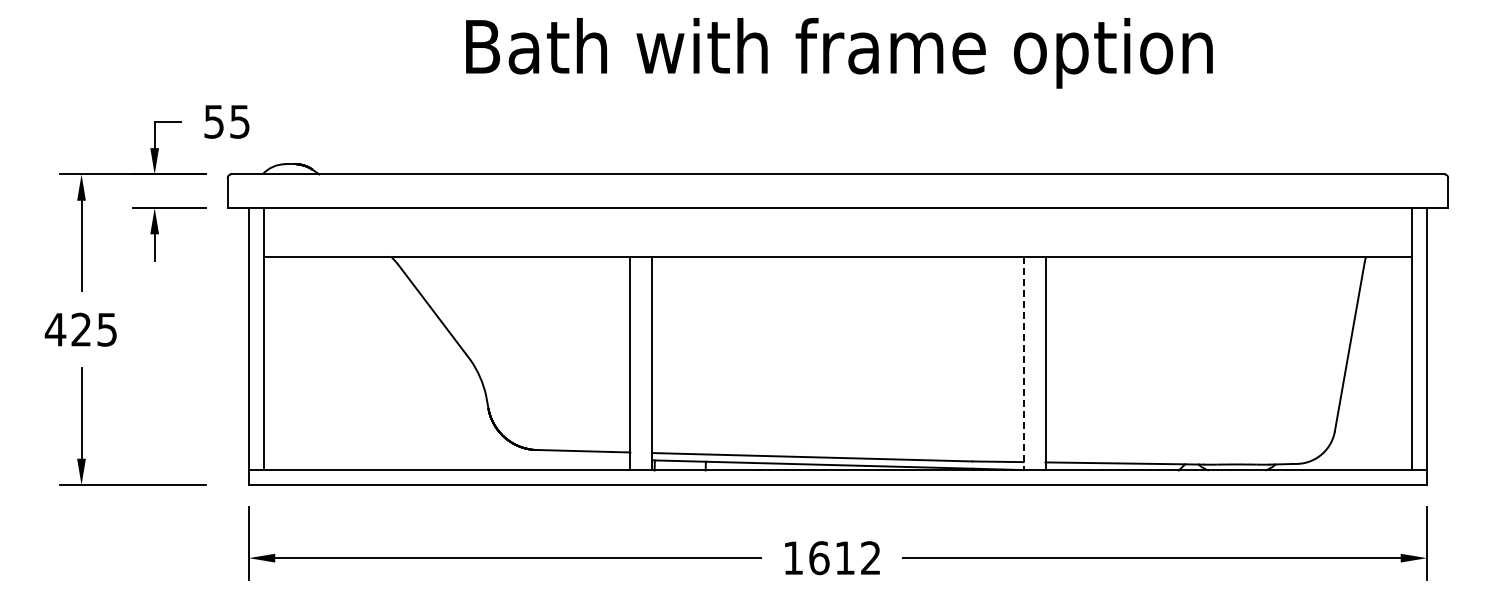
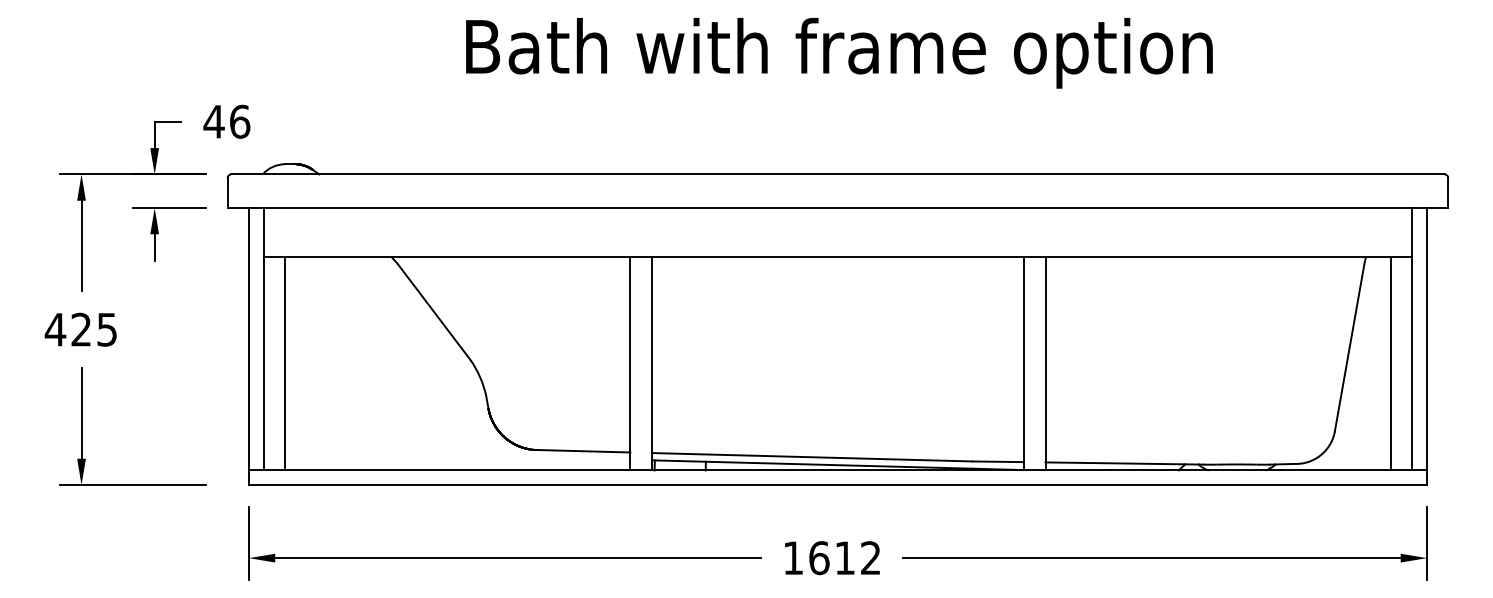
text: 55 -> 46 (226, 121)
line: none -> present (285, 363)
line: dashed -> solid (1023, 363)
line: none -> present (1390, 363)
